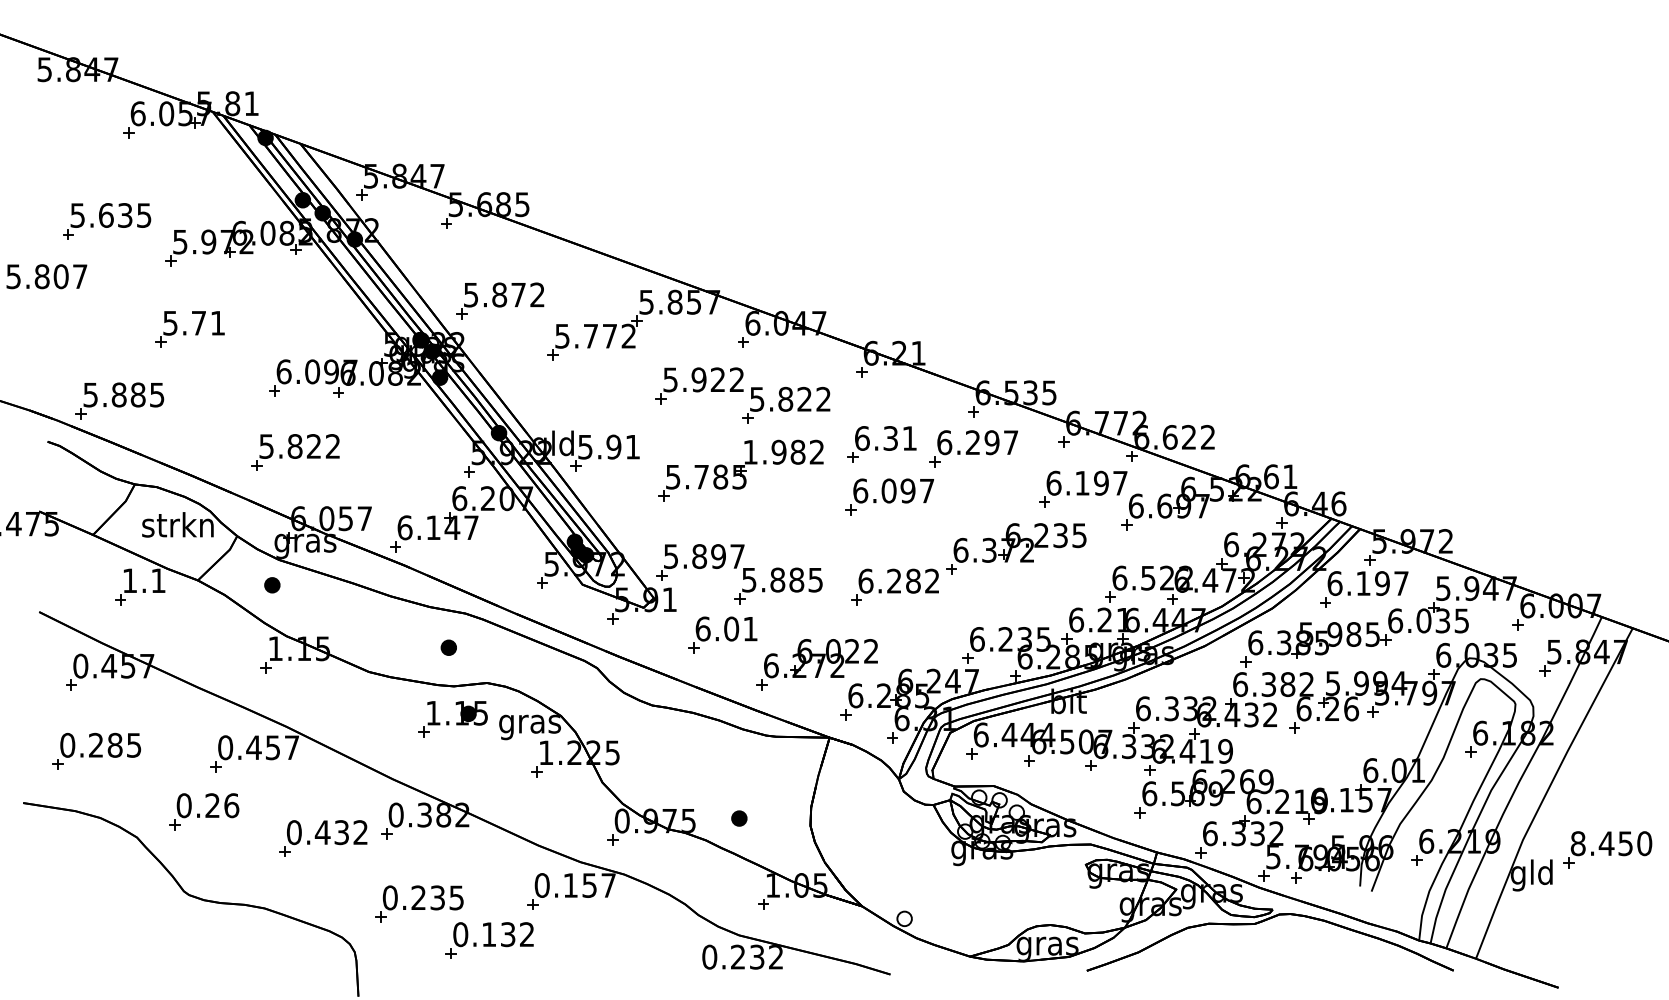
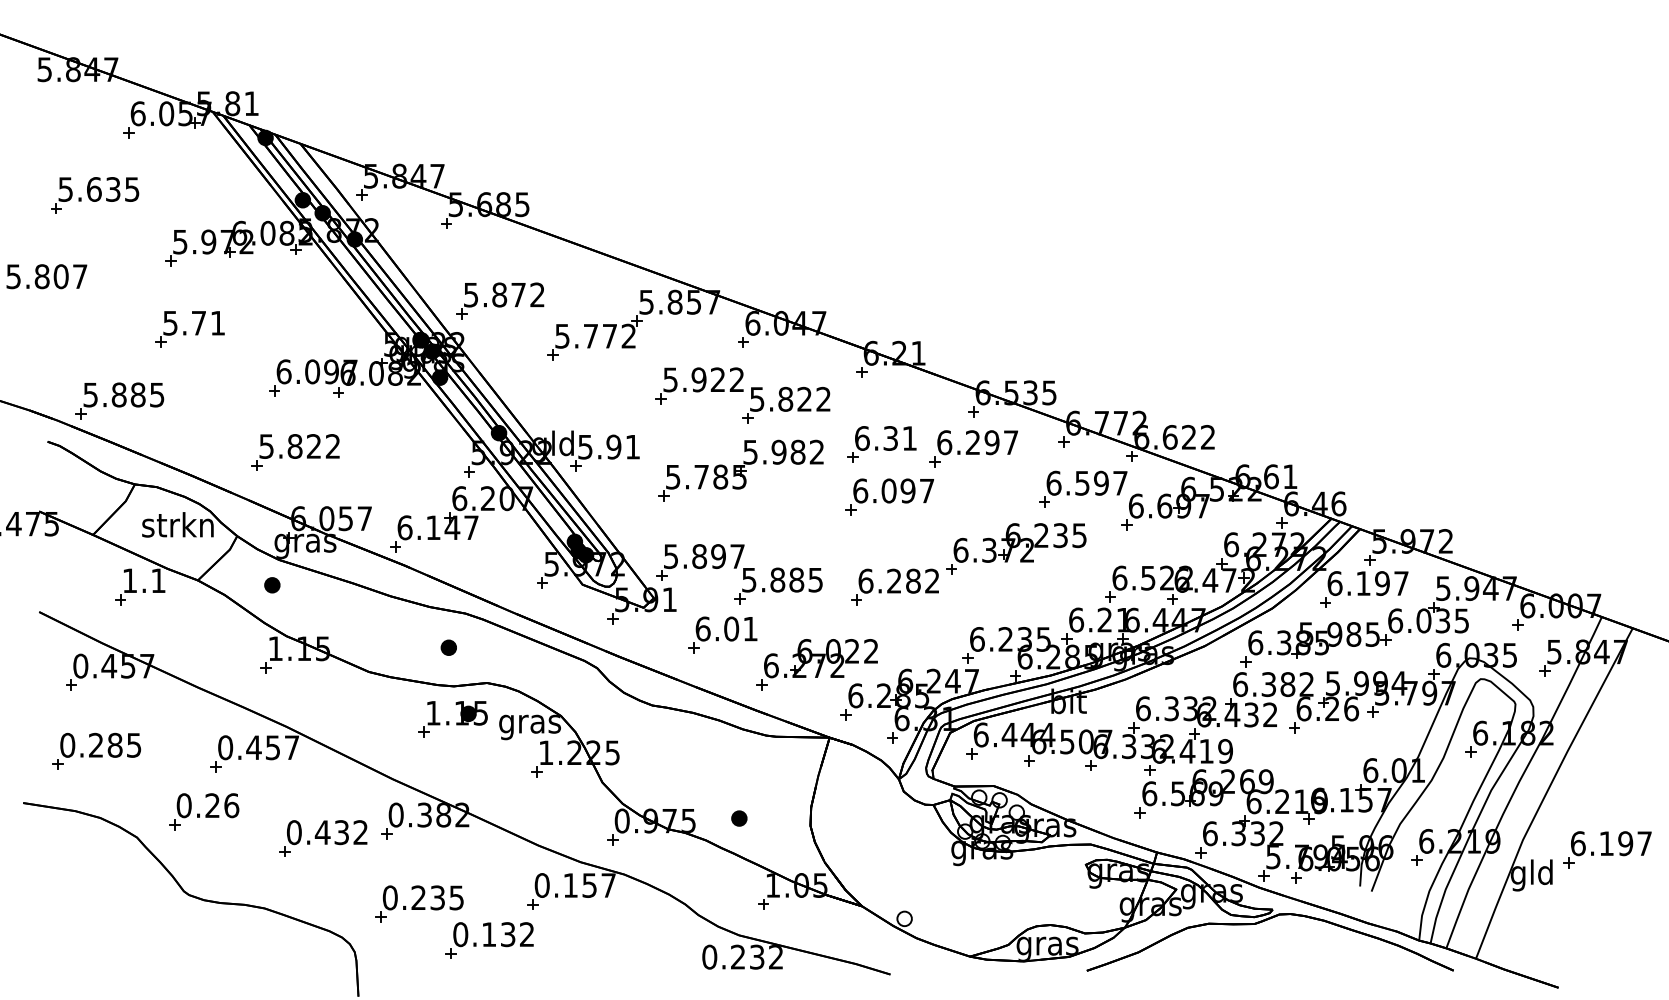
part position: (107, 221) -> (95, 195) (95, 195)
text: 1.982 -> 5.982 (750, 452)
text: 6.197 -> 6.597 (1082, 483)
text: 8.450 -> 6.197 (1611, 843)
